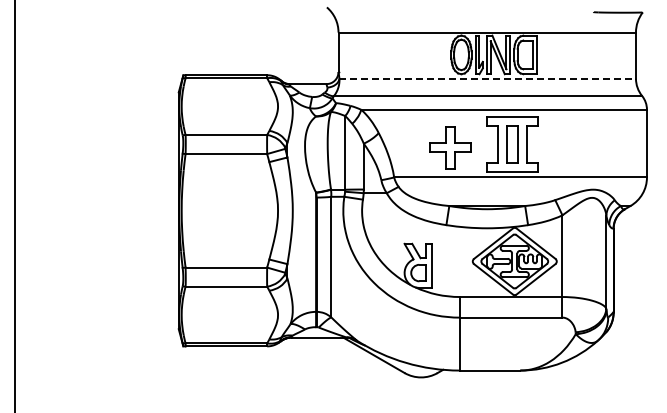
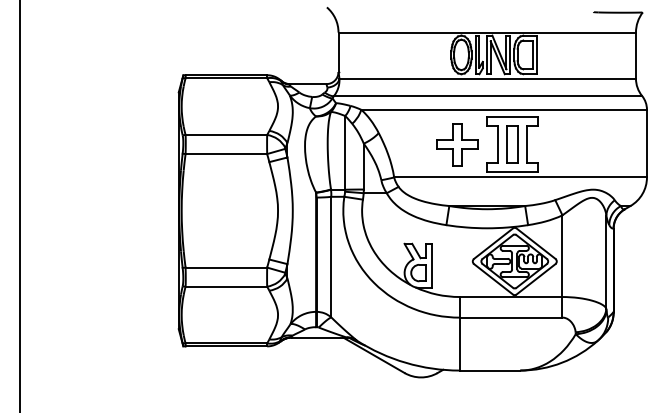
line: dashed -> solid (488, 78)
part position: (450, 147) -> (457, 144) (457, 144)
line position: (15, 205) -> (20, 205) (20, 205)
